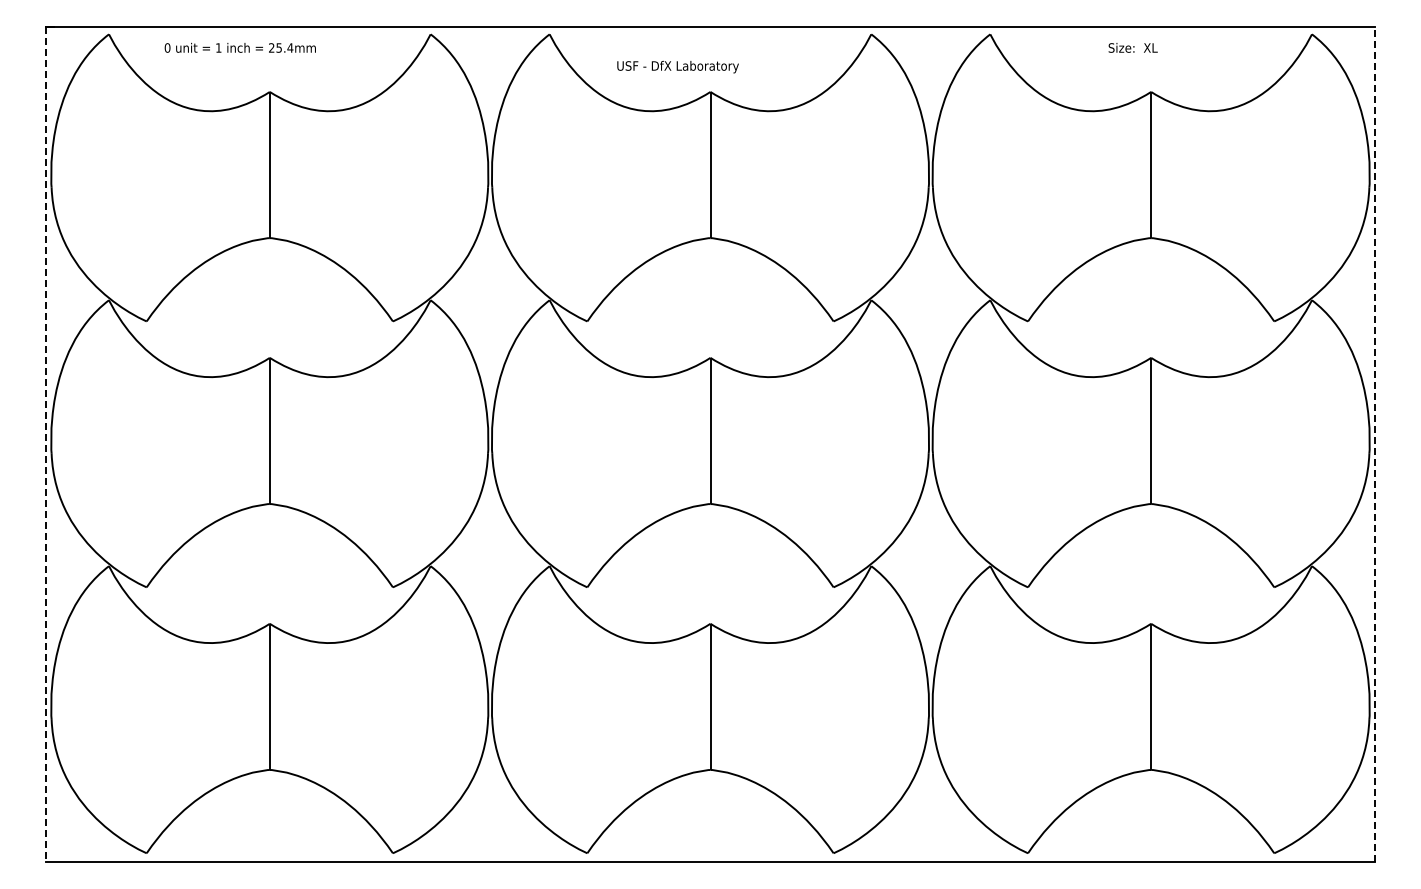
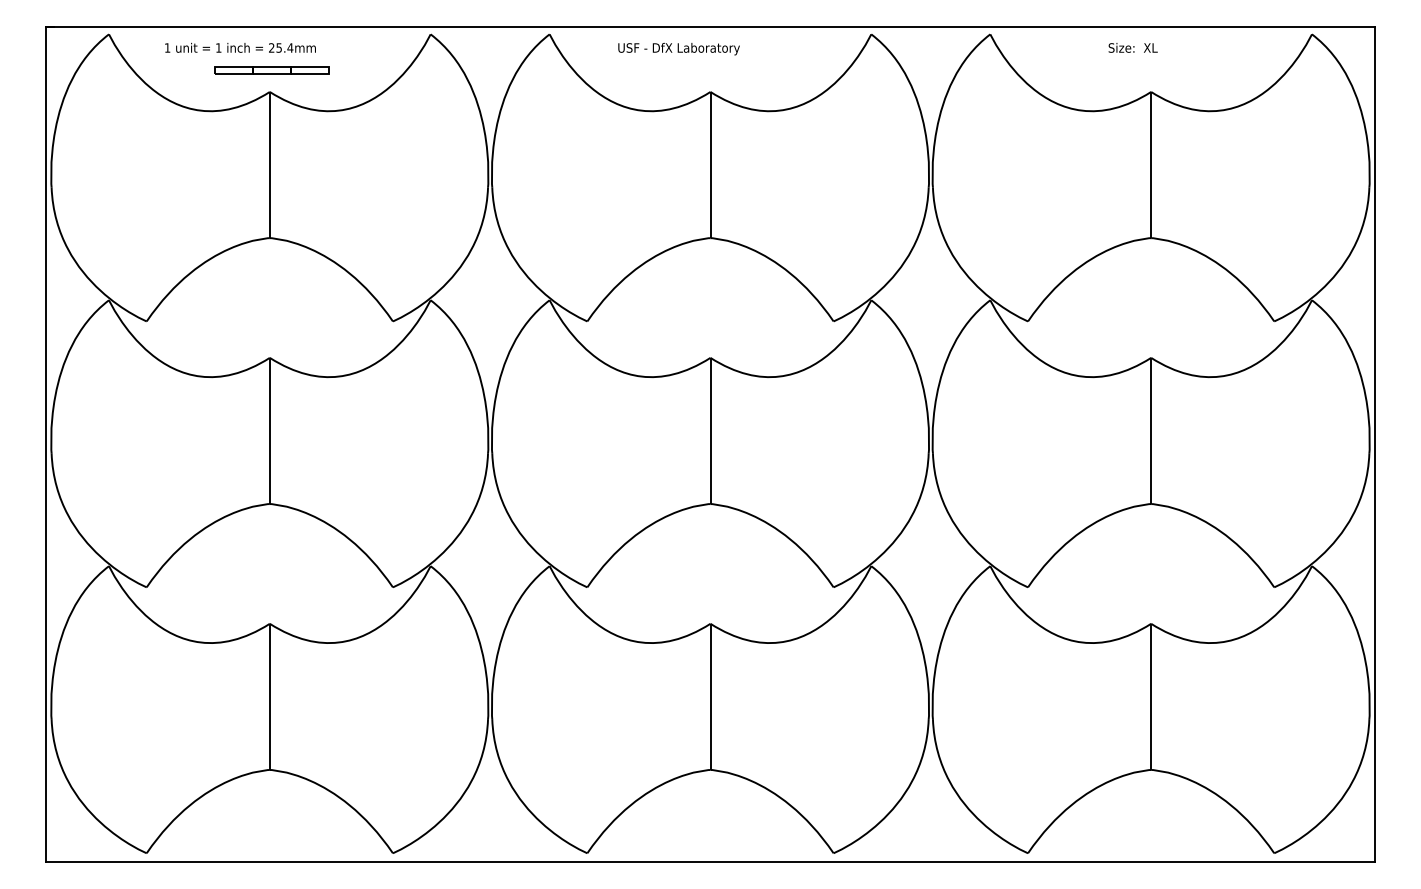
text: 0 -> 1 (167, 47)
text position: (677, 66) -> (678, 48) (678, 48)
part: none -> present (271, 70)
line: dashed -> solid (45, 444)
line: dashed -> solid (1375, 444)
